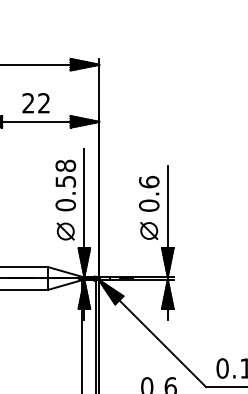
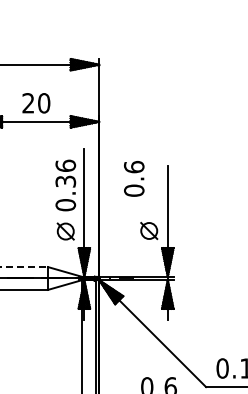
text: 22 -> 20 (44, 103)
text: 0.58 -> 0.36 (65, 172)
text position: (149, 193) -> (134, 178) (134, 178)
line: solid -> dashed (24, 267)
